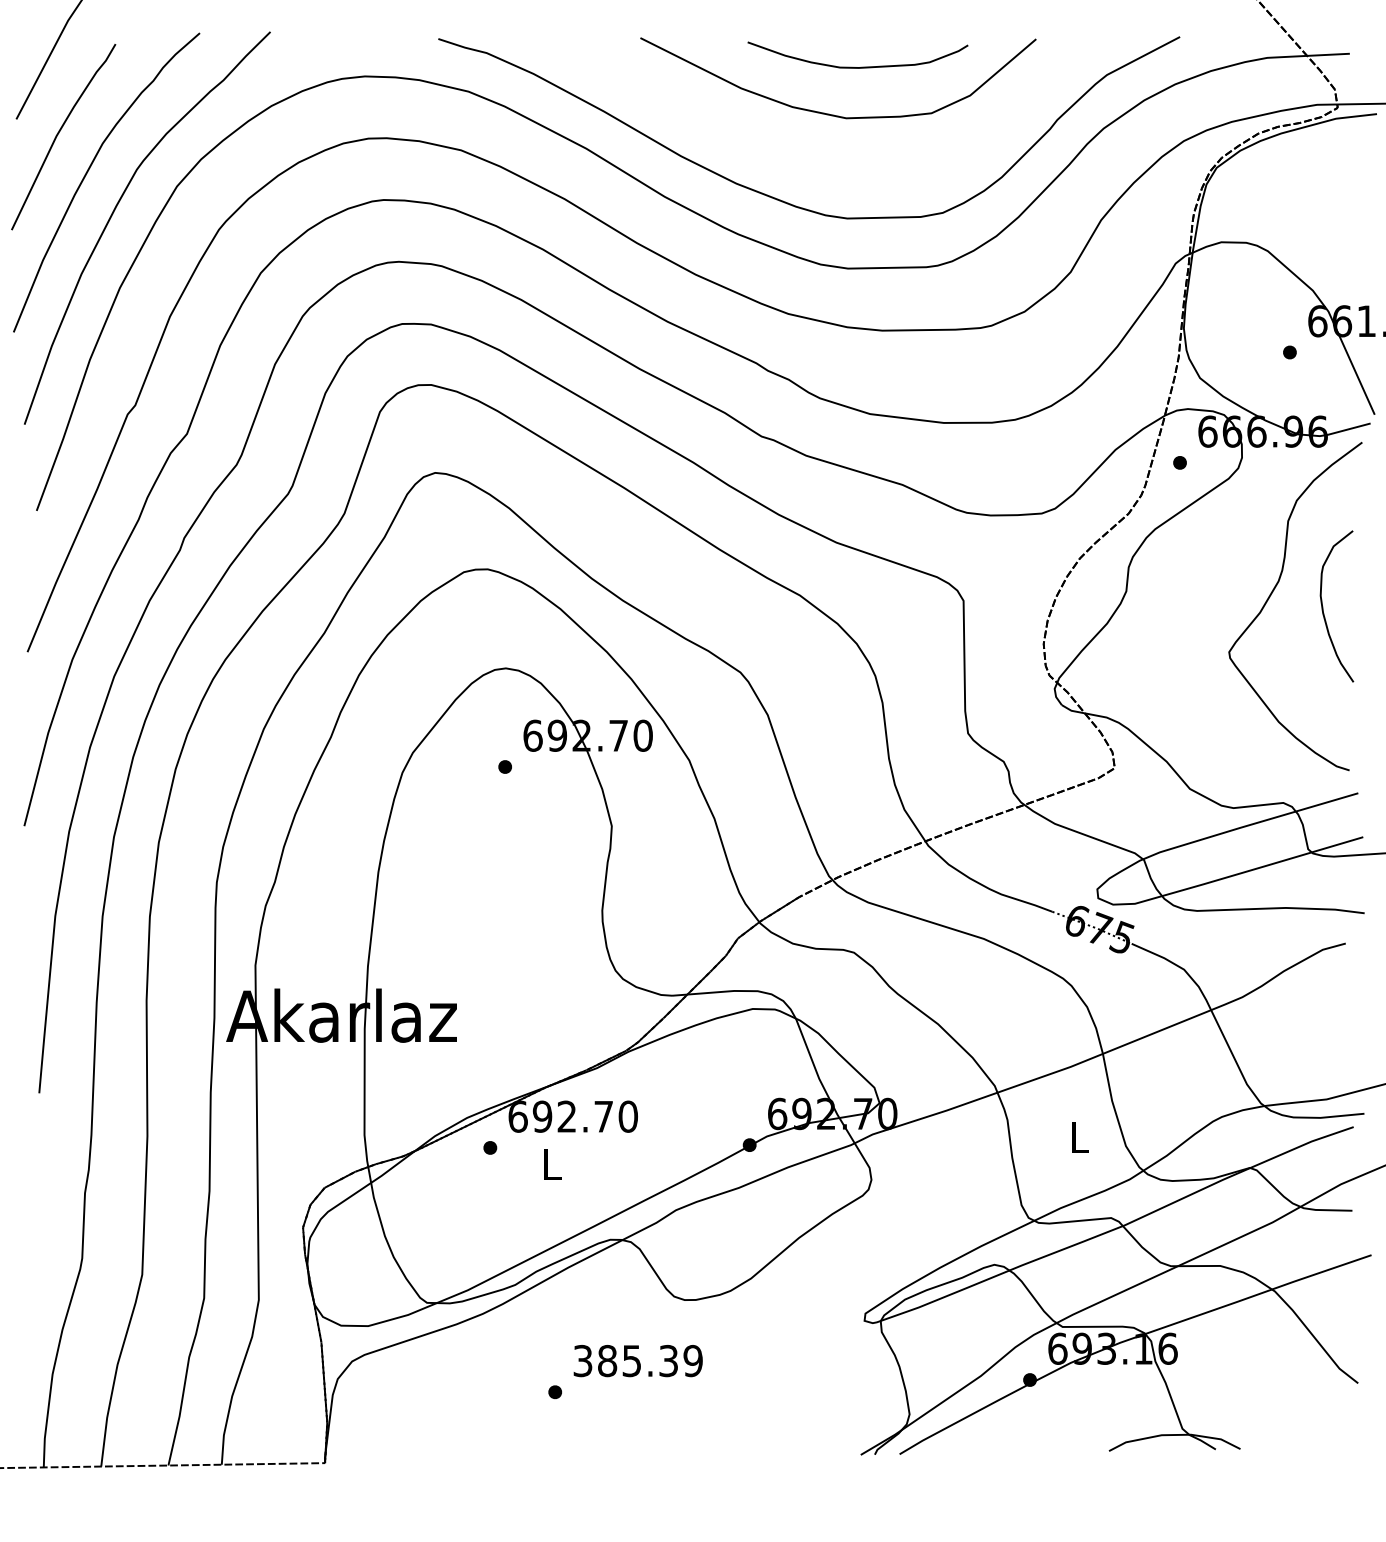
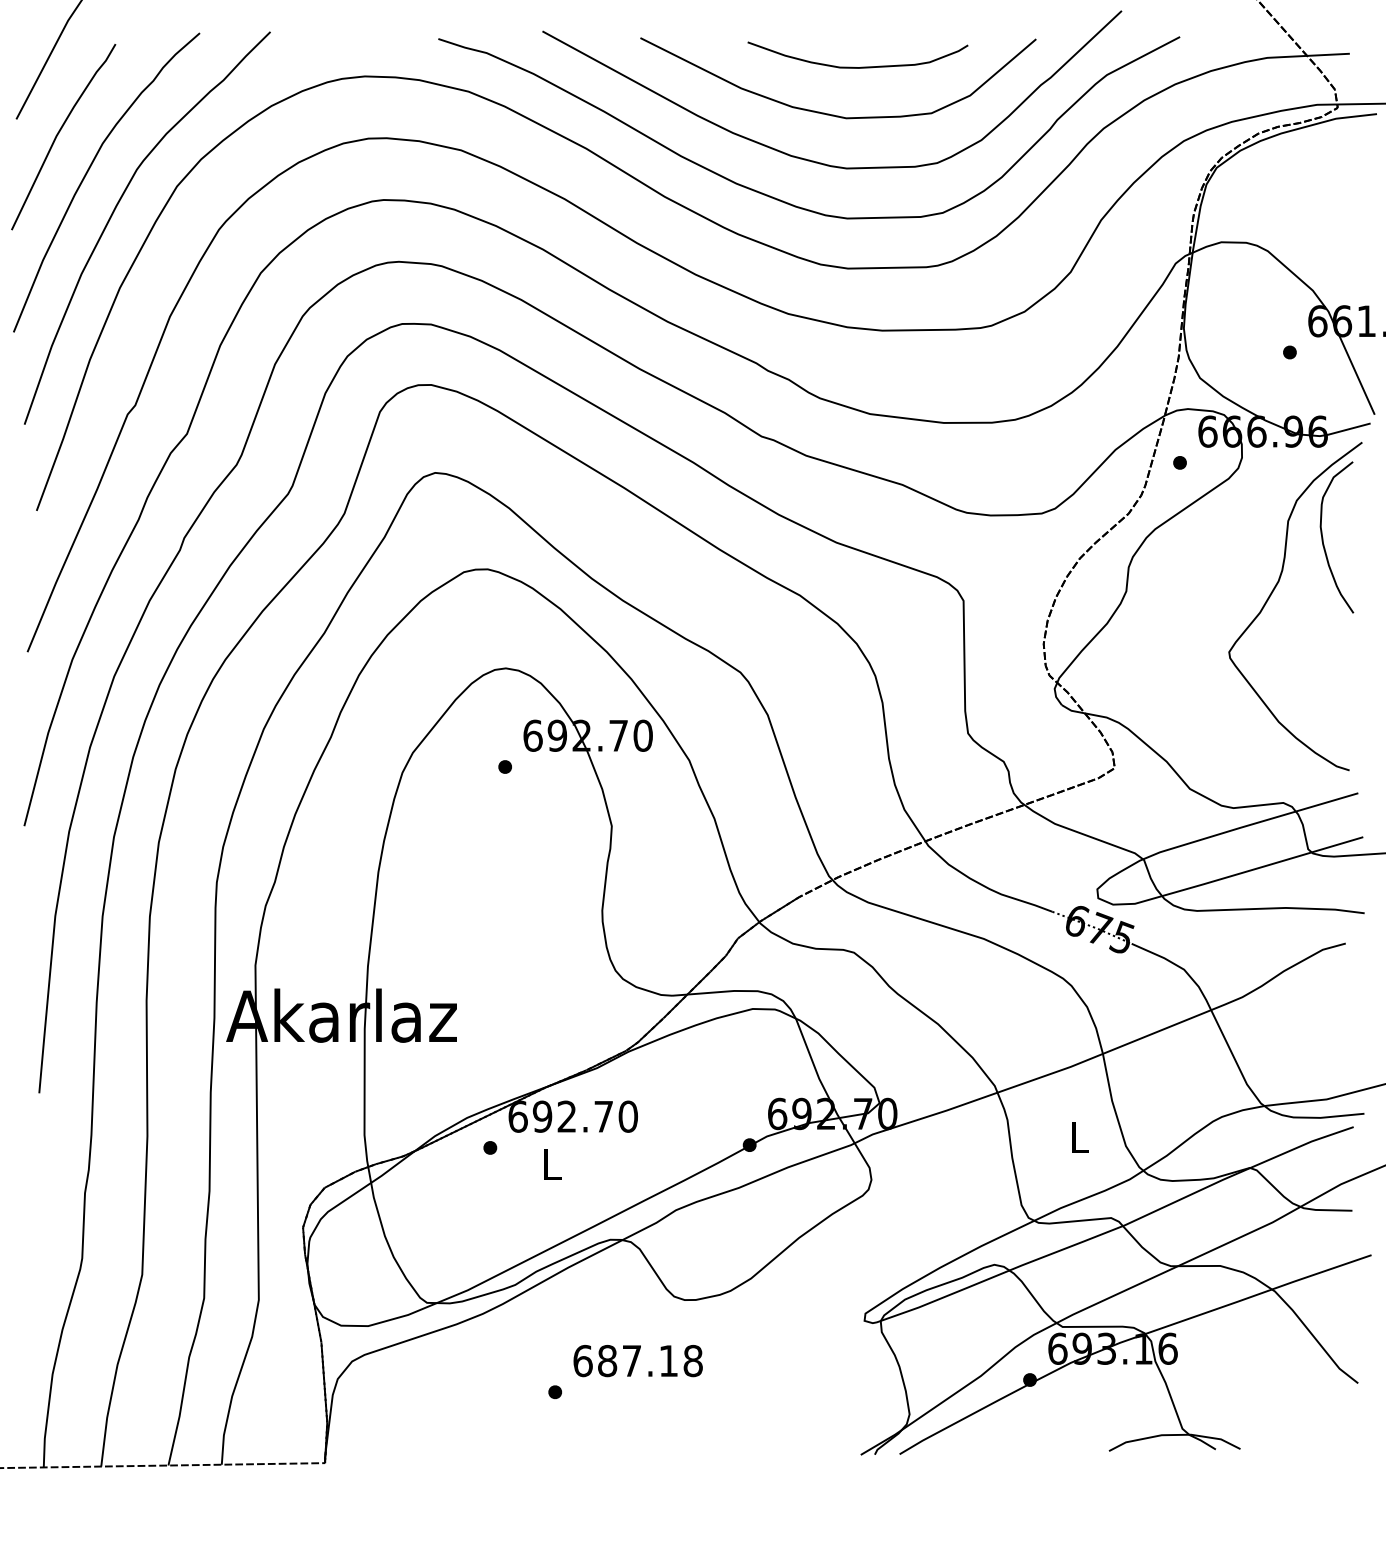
curve: none -> present (813, 160)
curve position: (1323, 606) -> (1323, 537) (1323, 537)
text: 385.39 -> 687.18 (637, 1360)
